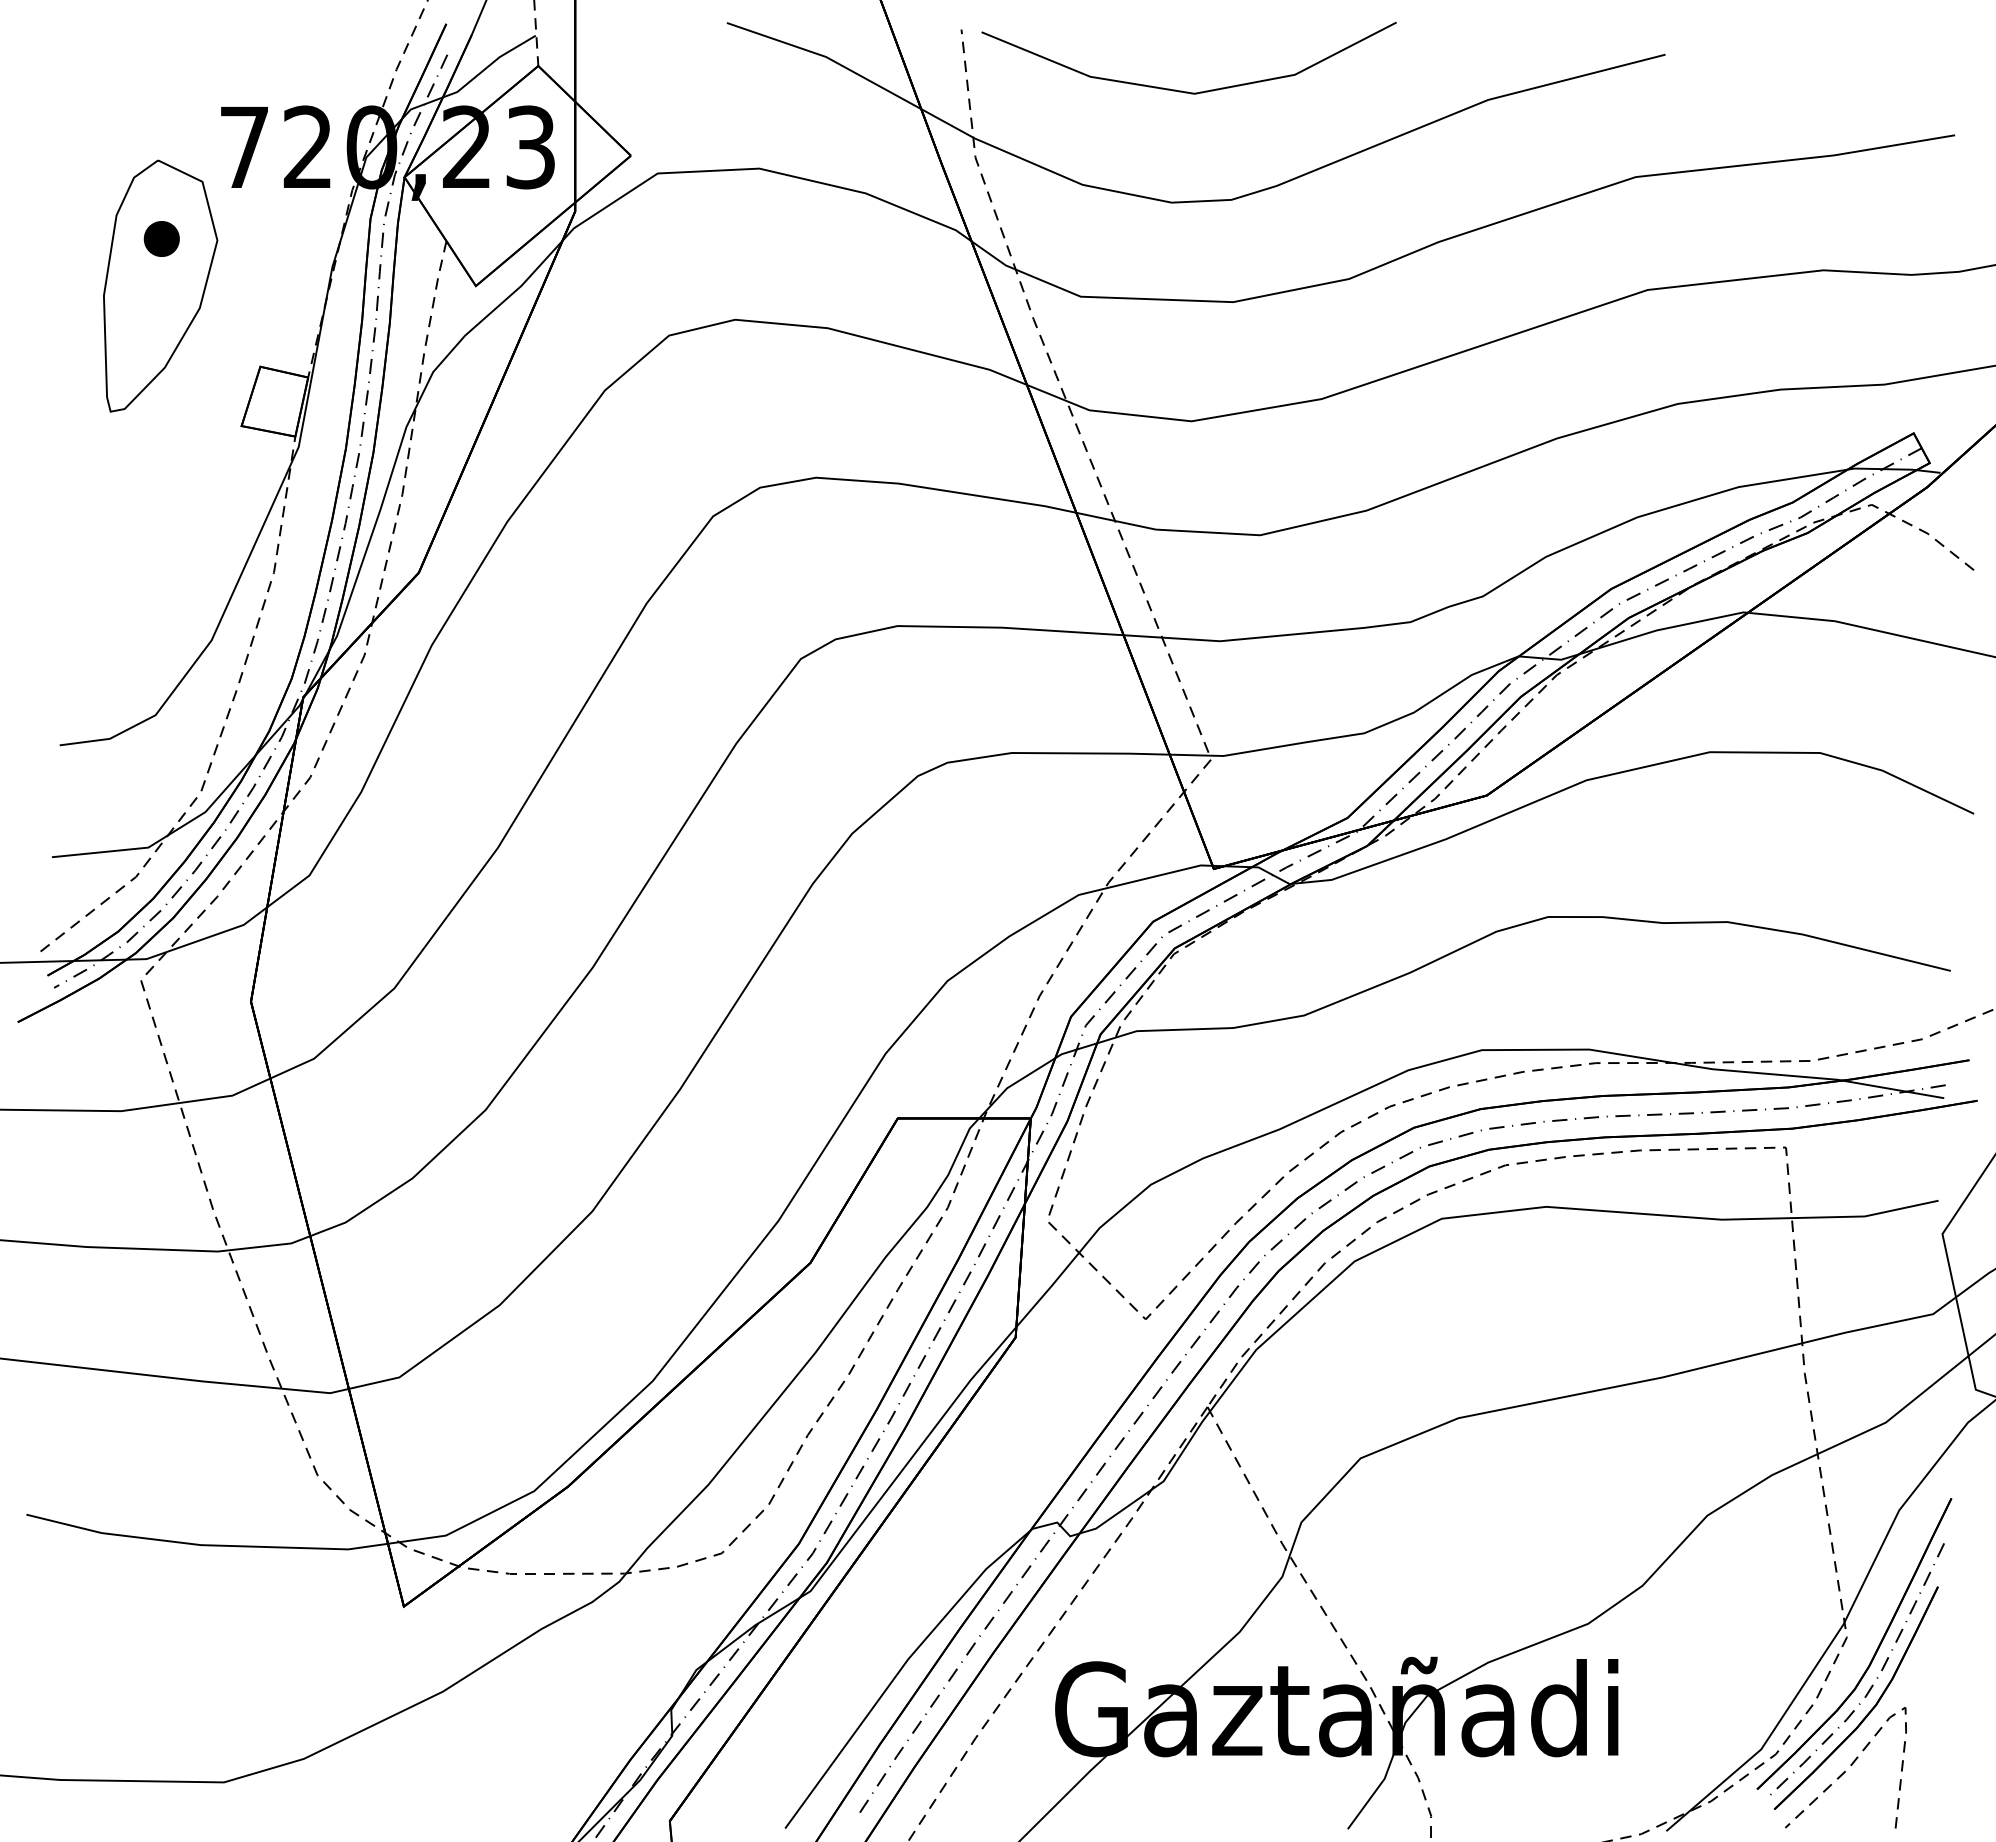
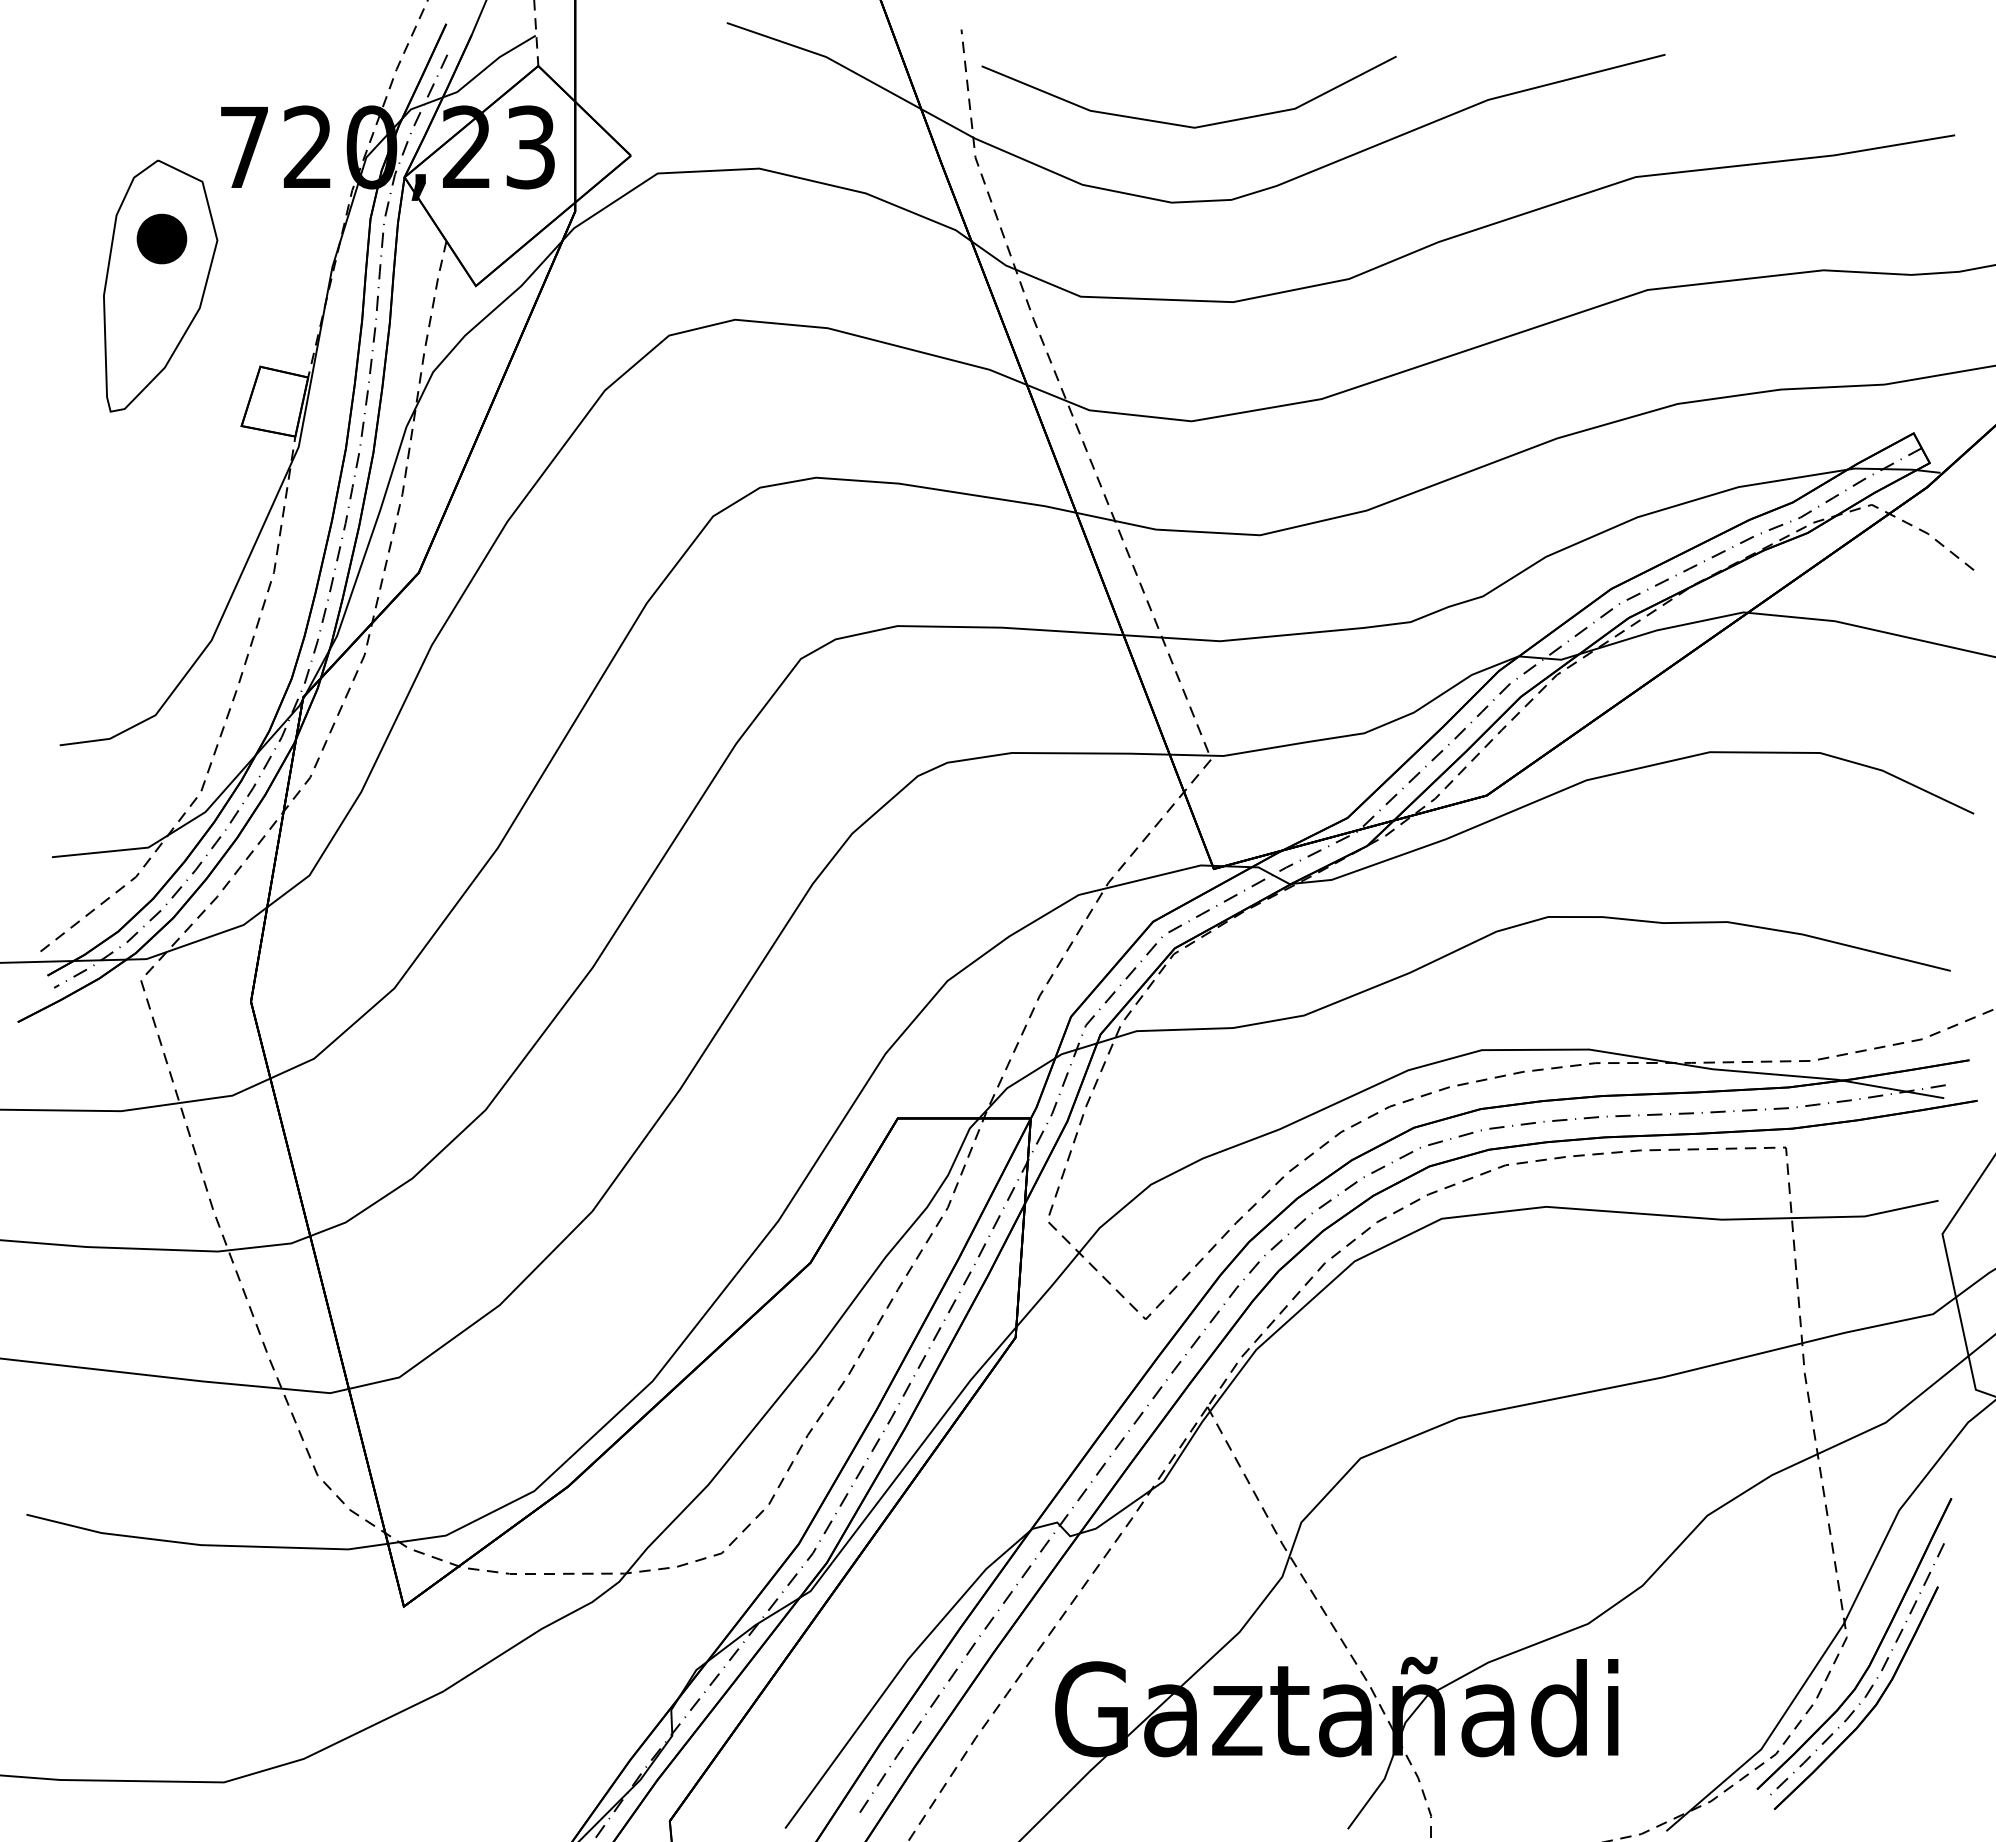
line position: (1182, 90) -> (1182, 124) (1182, 124)
part size: 37x36 px -> 52x52 px (161, 238)
curve: present -> none (1845, 1771)
